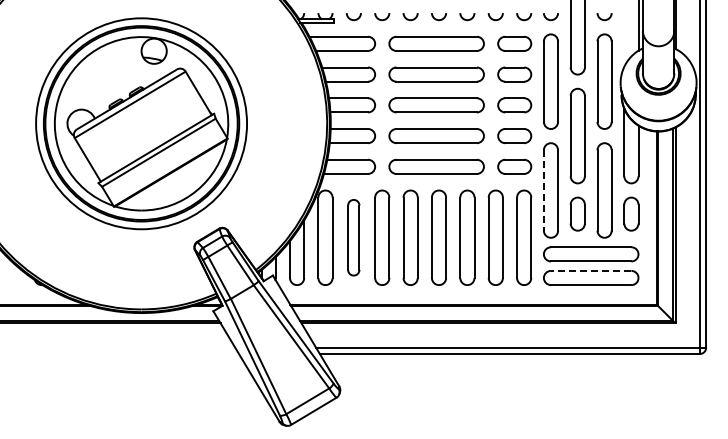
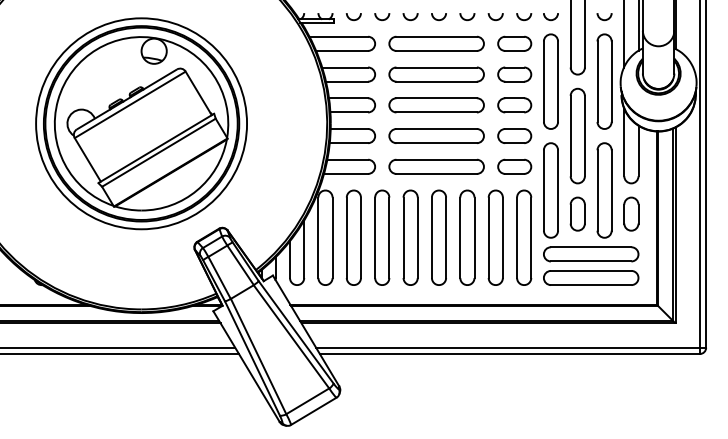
line: none -> present (624, 34)
line: dashed -> solid (543, 191)
part size: 14x78 px -> 17x97 px (353, 237)
line: dashed -> solid (590, 270)
line: none -> present (118, 347)
line: none -> present (120, 354)
